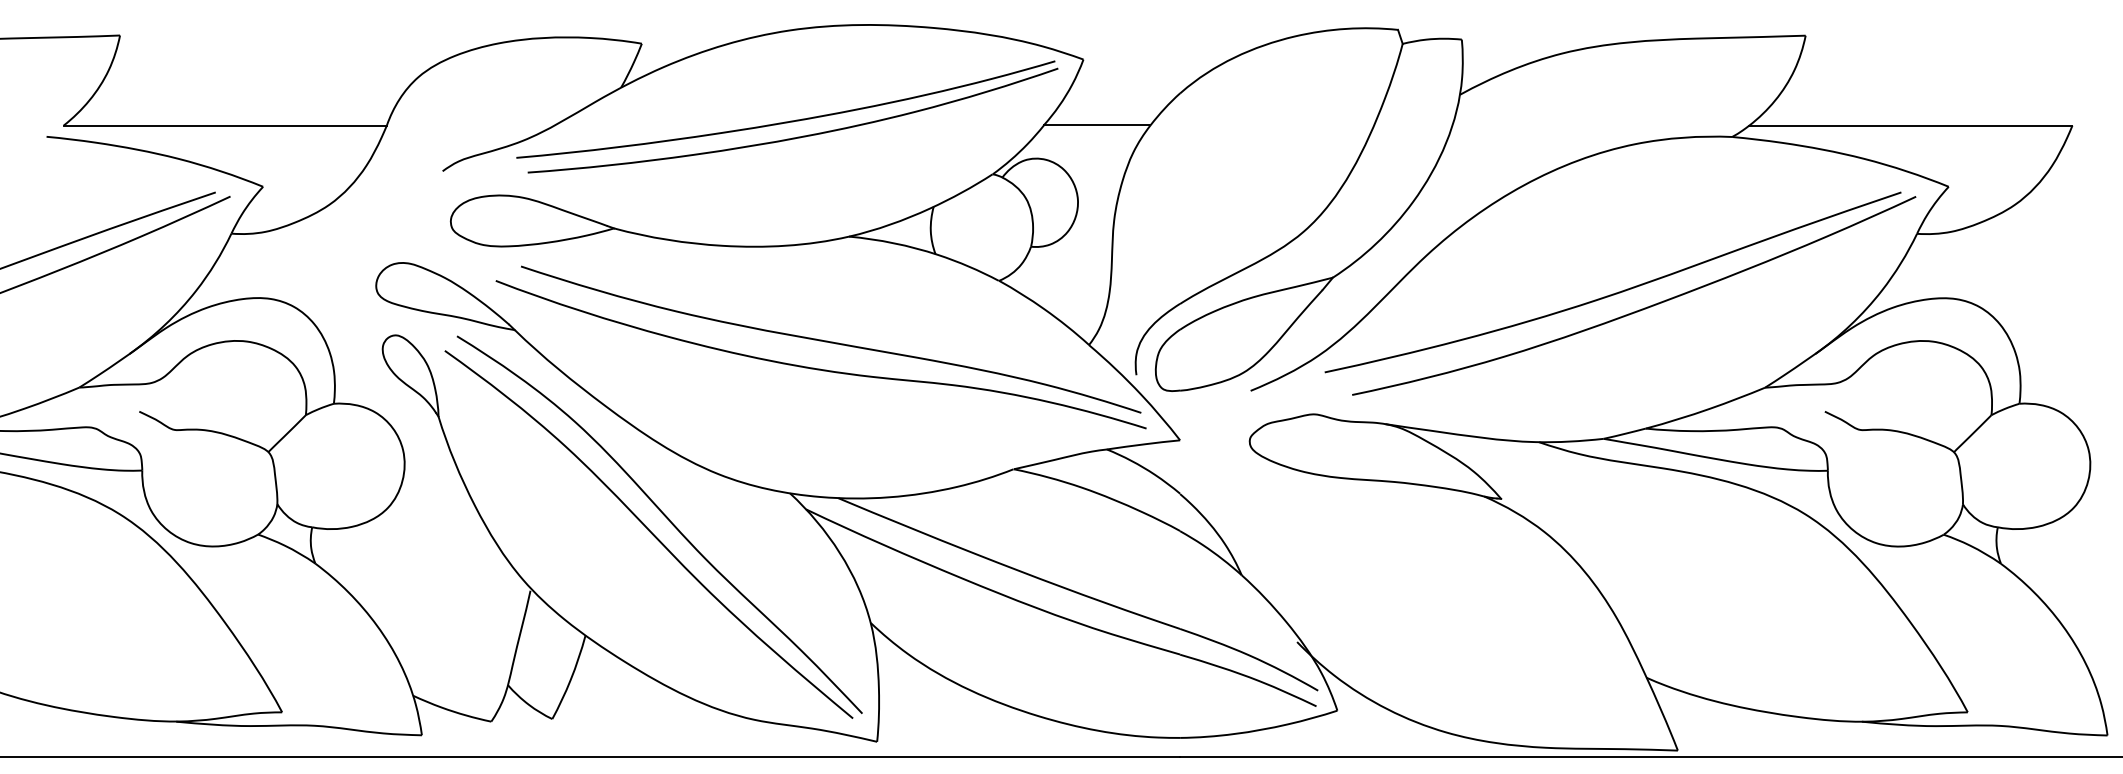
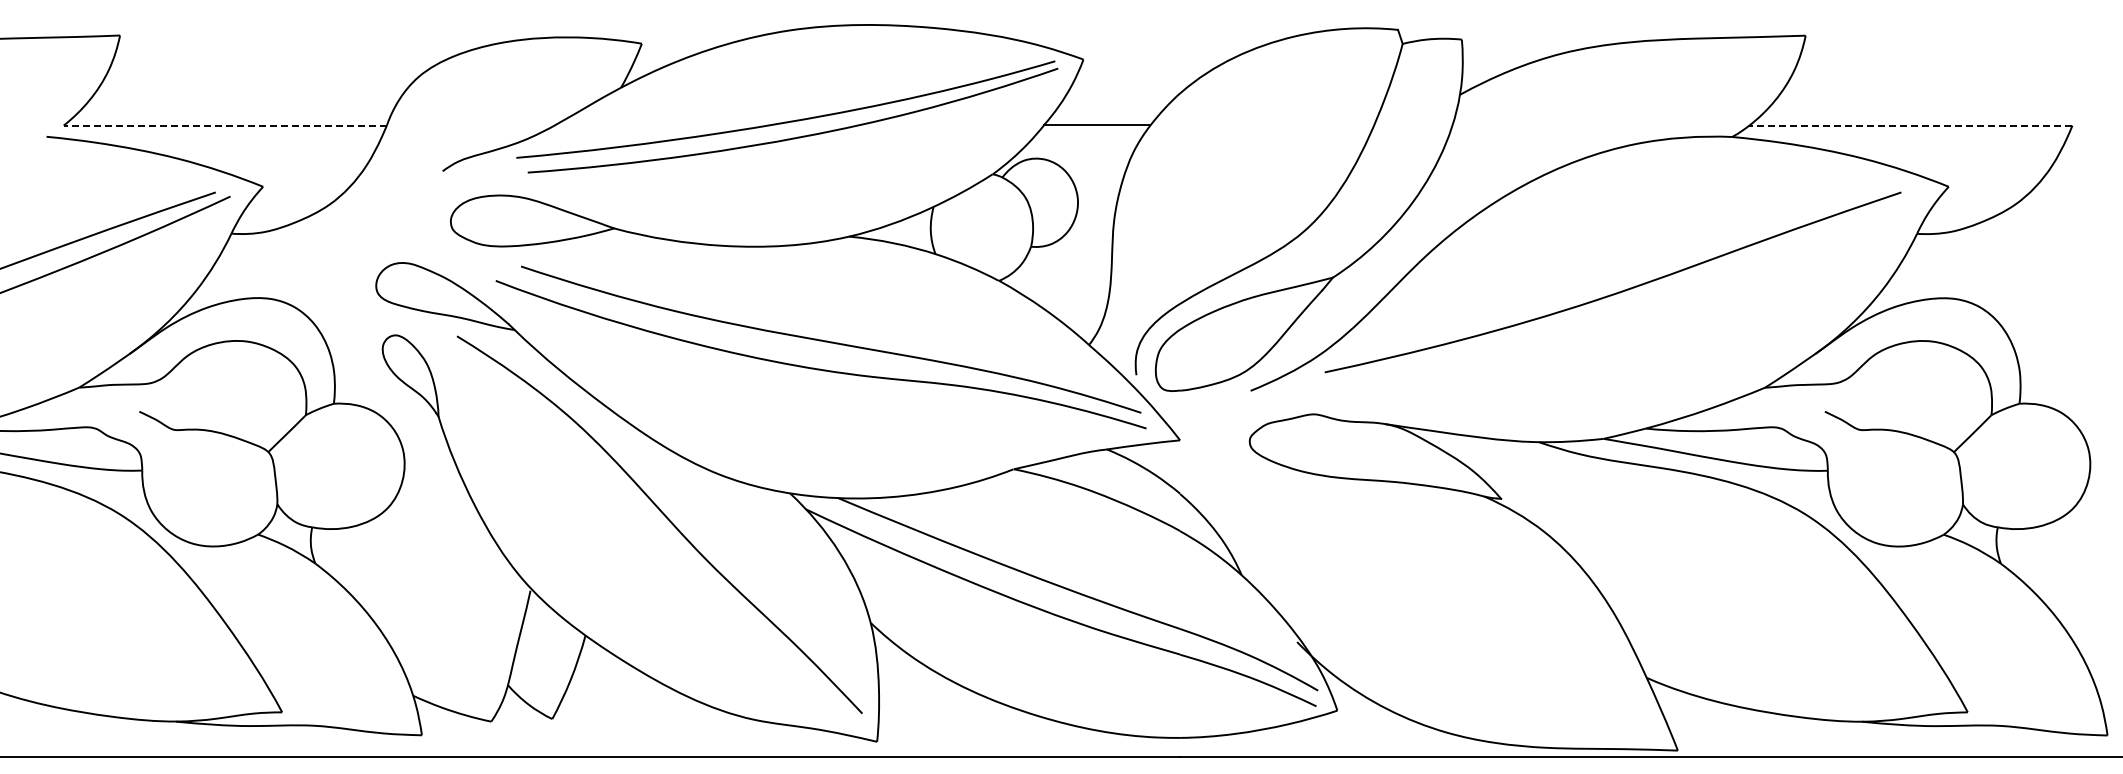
line: solid -> dashed (225, 125)
line: solid -> dashed (1910, 125)
curve: present -> none (1641, 308)
curve: present -> none (649, 532)
